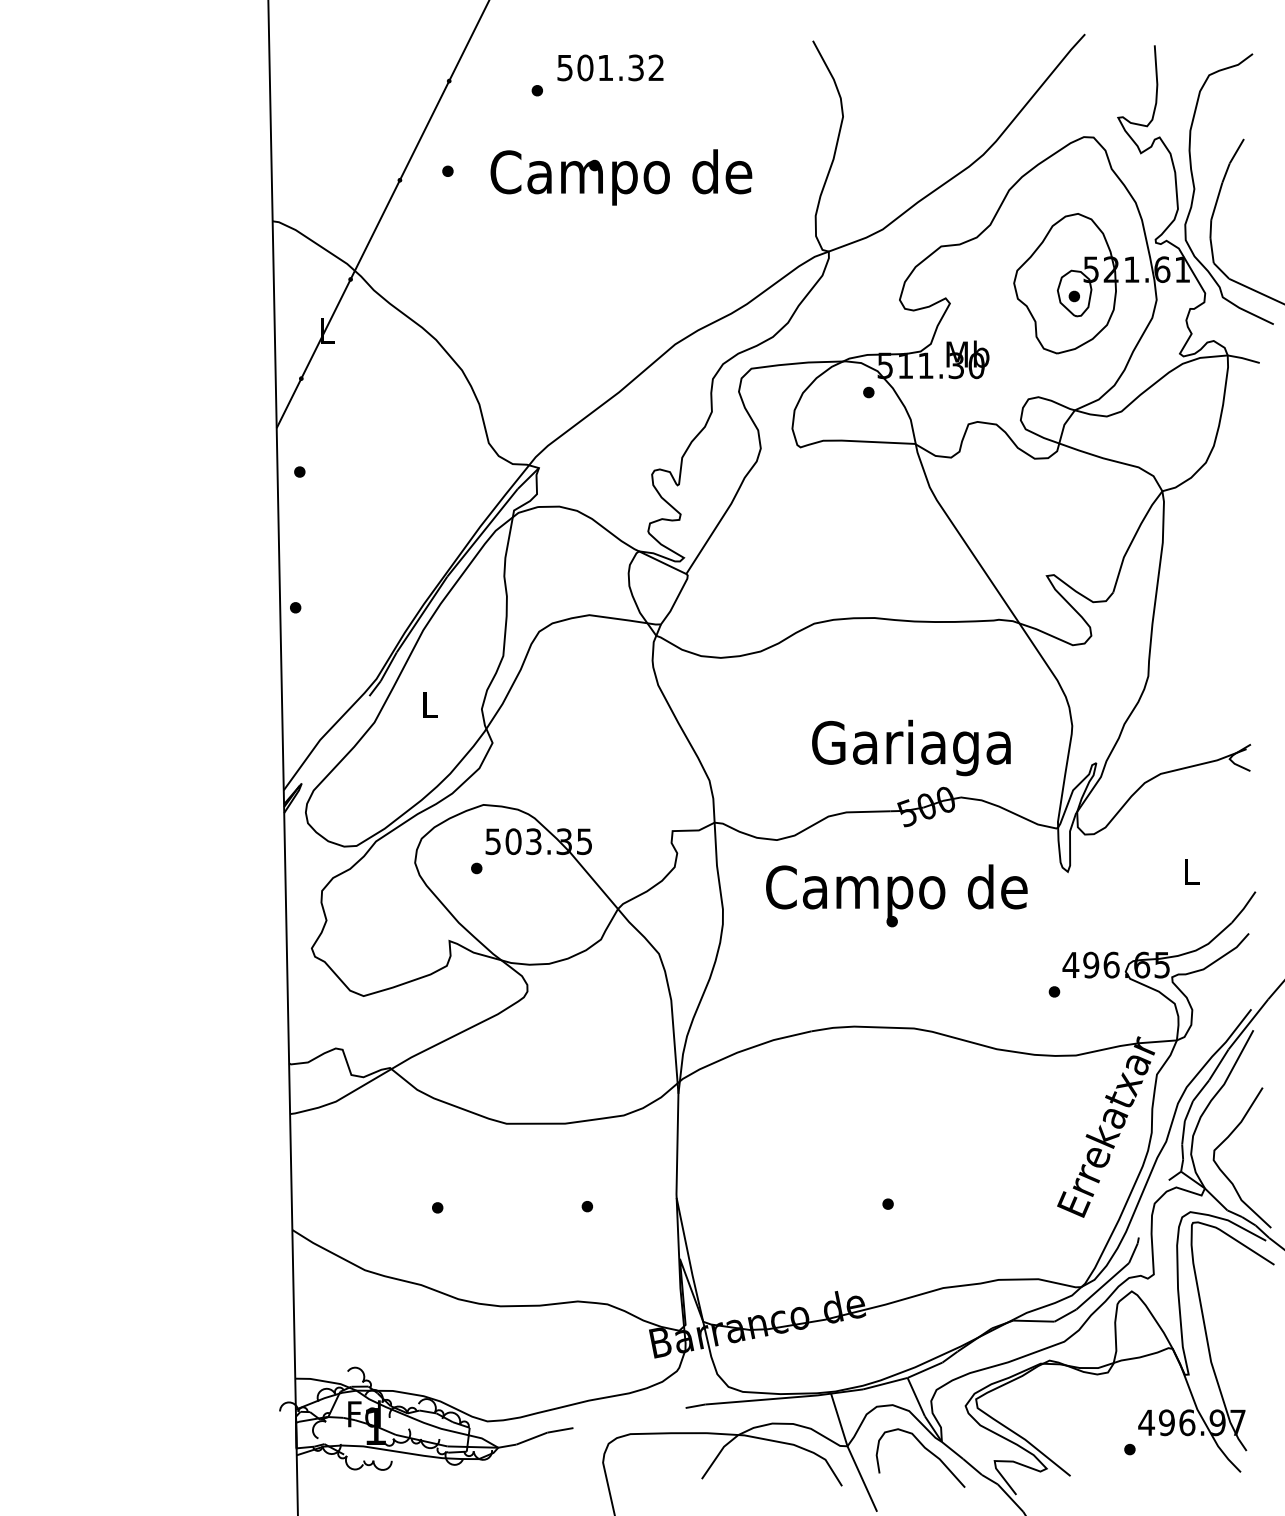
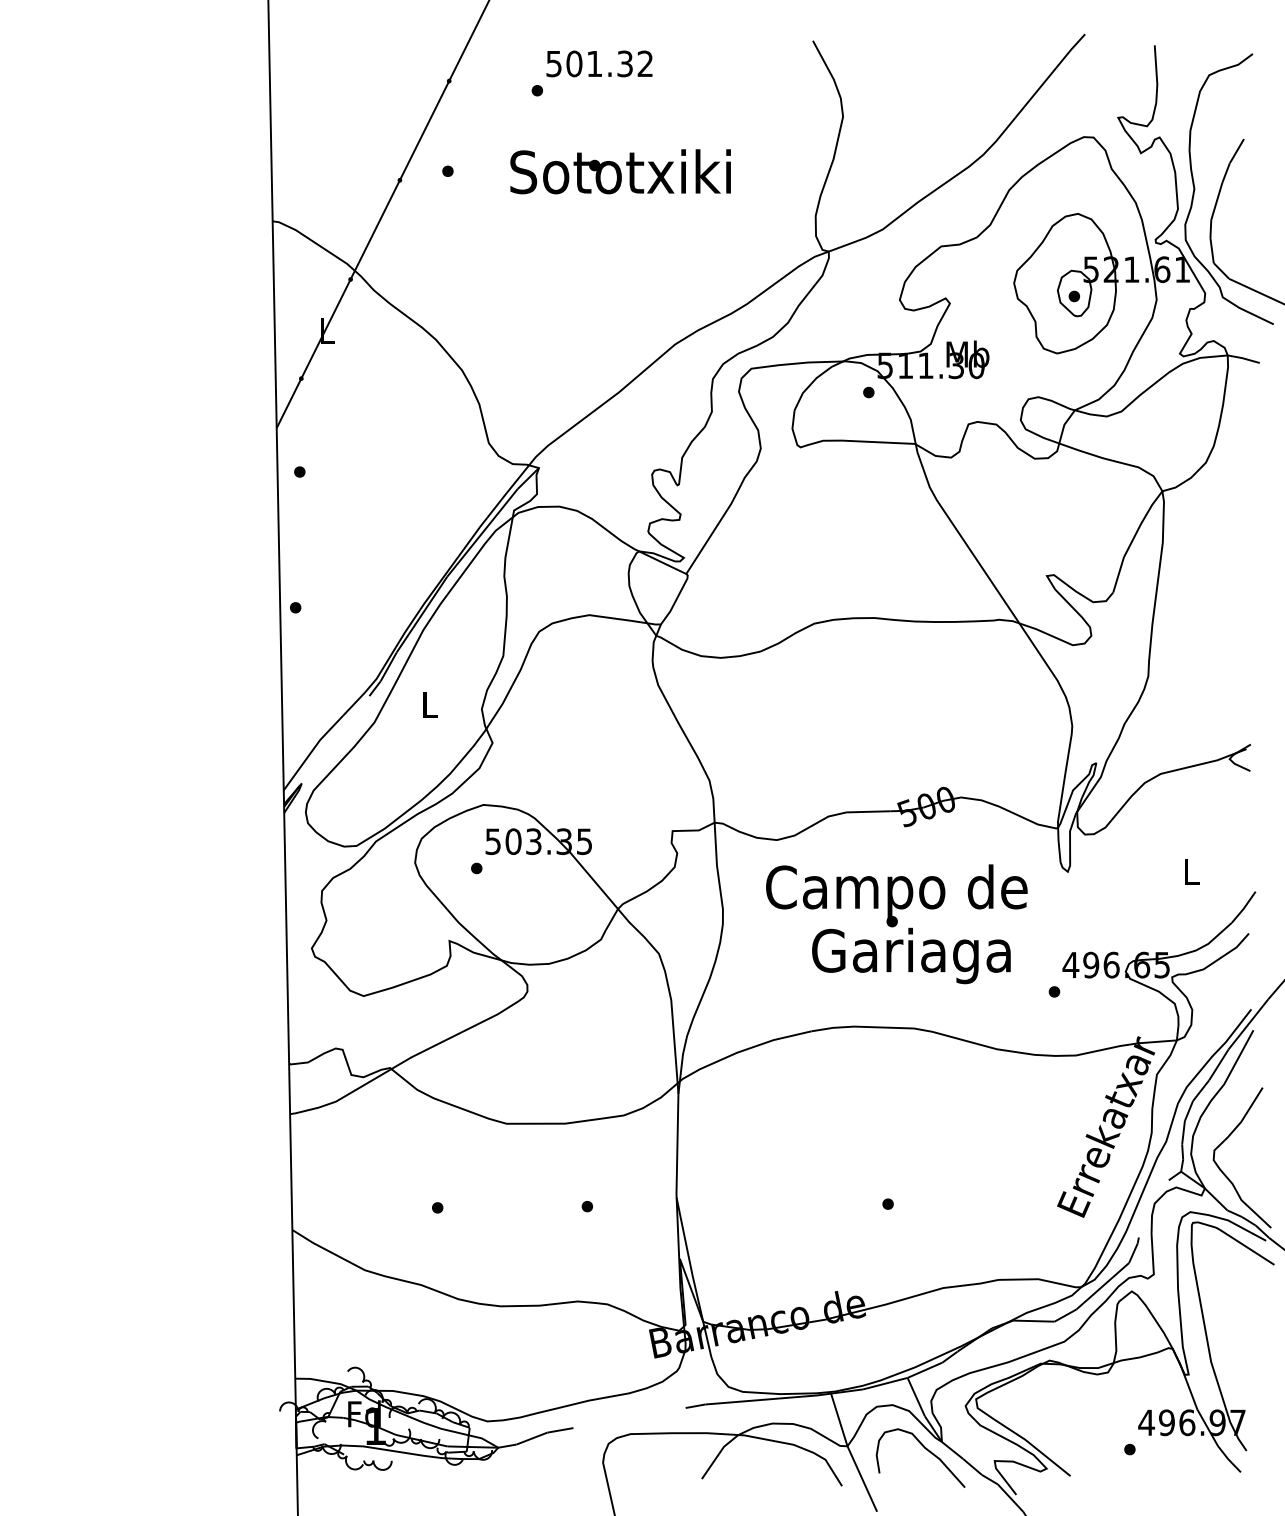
text position: (610, 67) -> (599, 63) (599, 63)
text: Campo de -> Sototxiki (621, 177)
text position: (911, 747) -> (911, 955) (911, 955)
